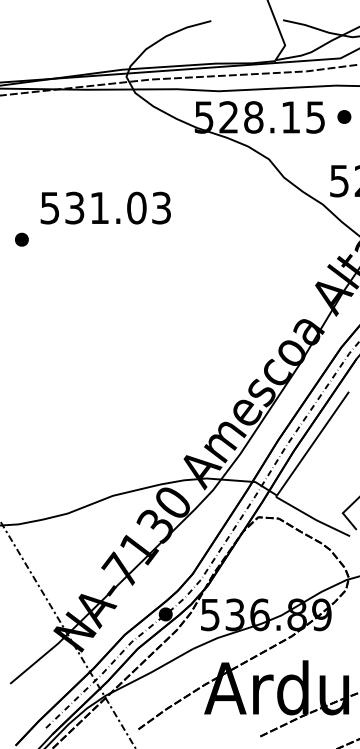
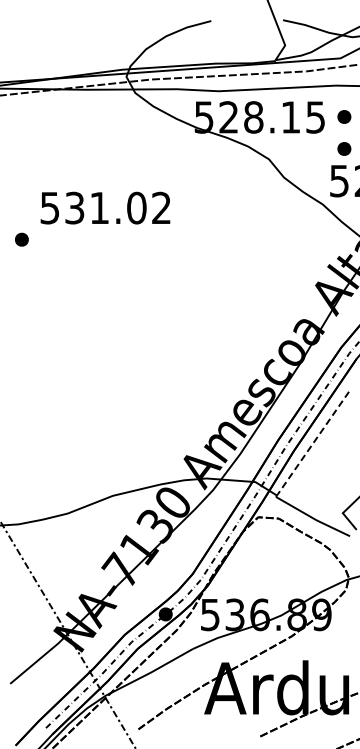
part: none -> present (344, 148)
text: 531.03 -> 531.02 (161, 208)
line: solid -> dashed (312, 444)
